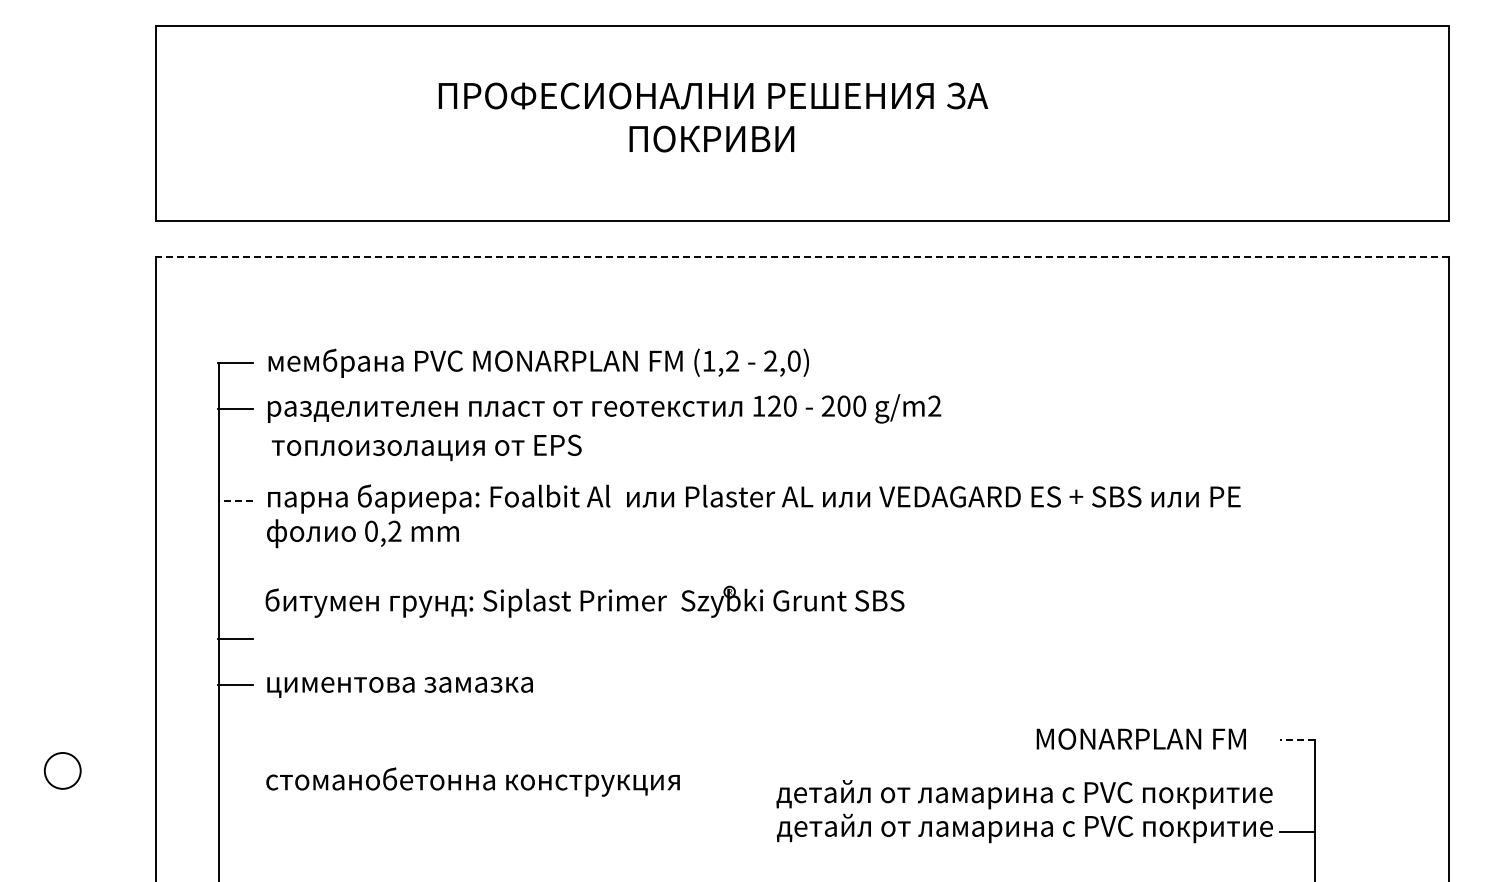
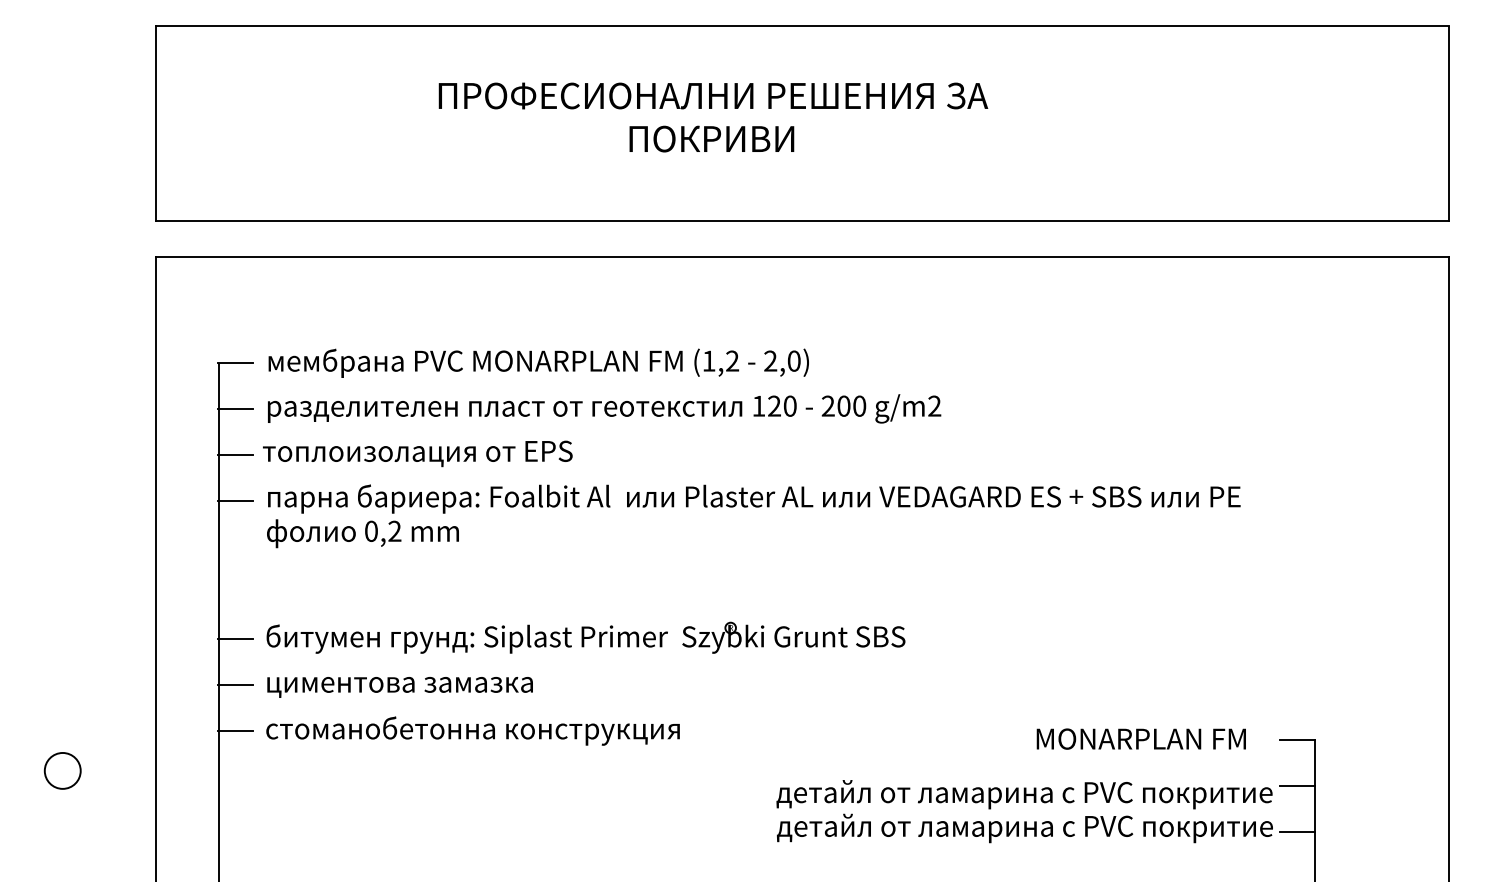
line: dashed -> solid (802, 257)
text position: (426, 447) -> (417, 453) (417, 453)
line: none -> present (235, 454)
line: dashed -> solid (234, 500)
part position: (584, 601) -> (585, 637) (585, 637)
line: none -> present (235, 730)
line: dashed -> solid (1297, 740)
text position: (472, 781) -> (472, 730) (472, 730)
line: none -> present (1297, 786)
